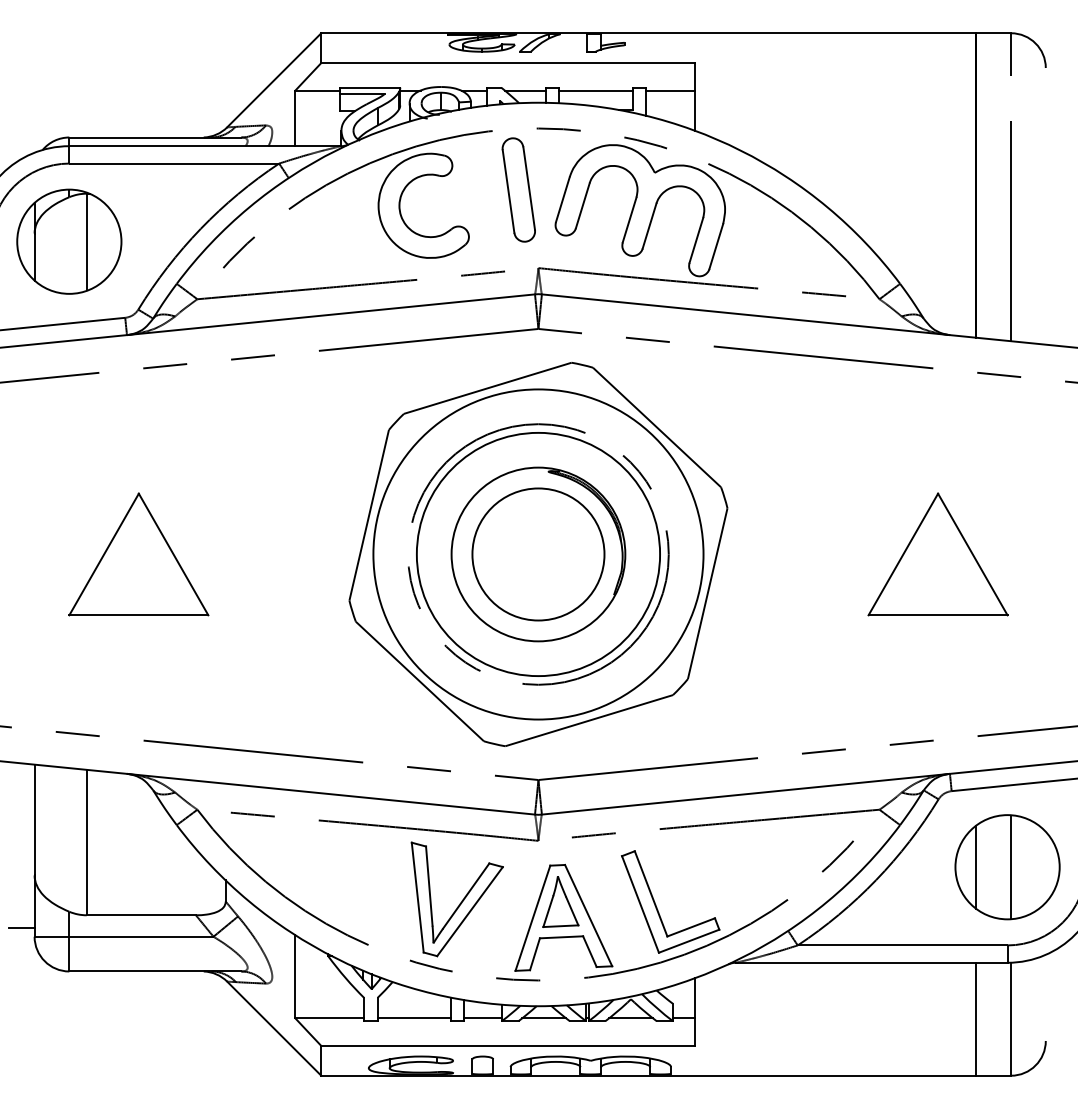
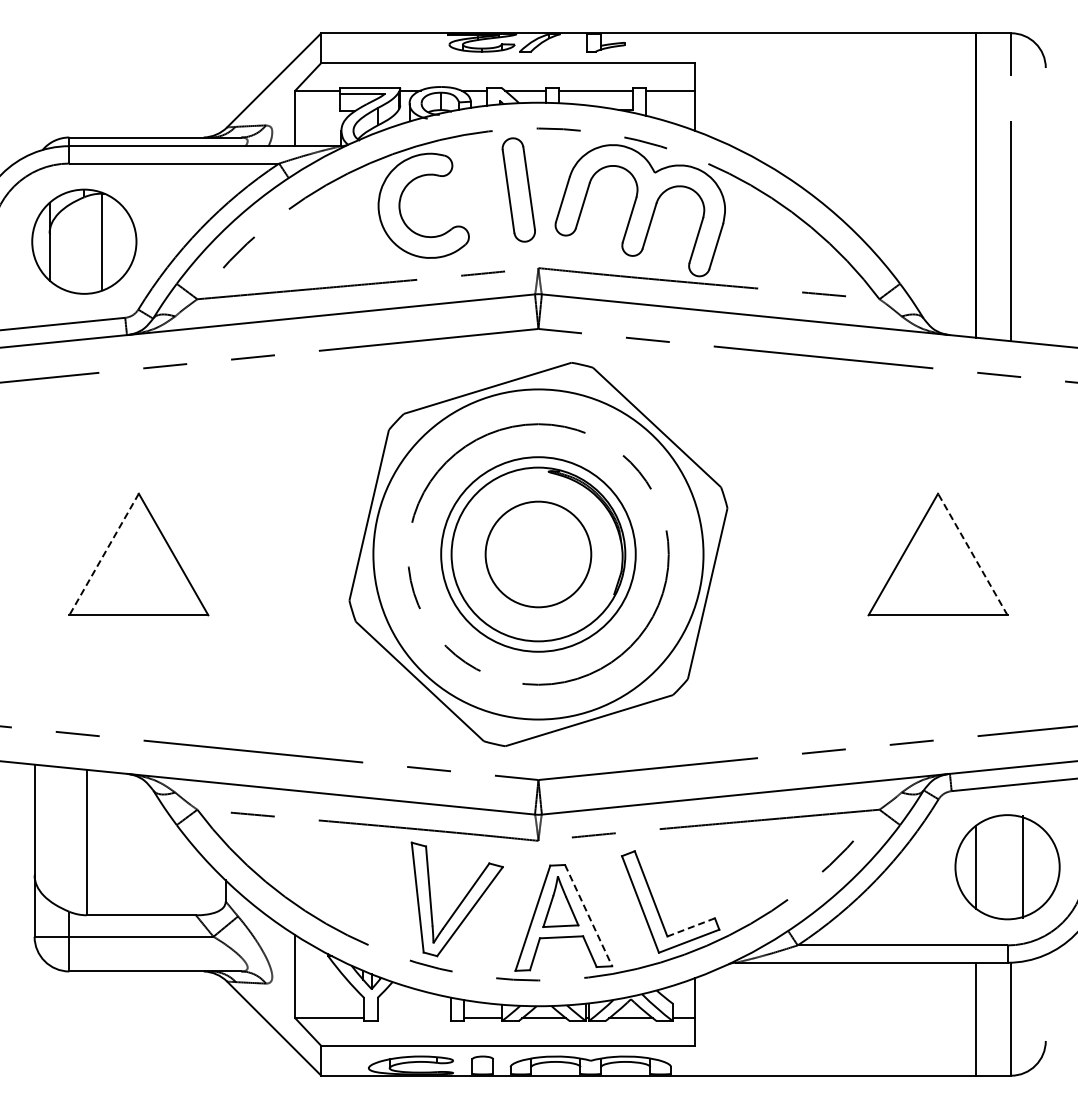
part position: (69, 241) -> (84, 241) (84, 241)
line: solid -> dashed (103, 554)
circle diameter: 132 px -> 106 px (538, 554)
circle diameter: 243 px -> 195 px (538, 554)
line: solid -> dashed (972, 554)
line position: (1011, 867) -> (1023, 867) (1023, 867)
line: solid -> dashed (588, 915)
line: solid -> dashed (691, 927)
line: present -> none (21, 928)
line: present -> none (414, 1018)
